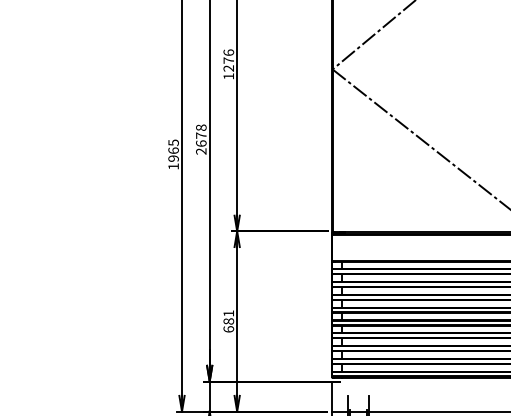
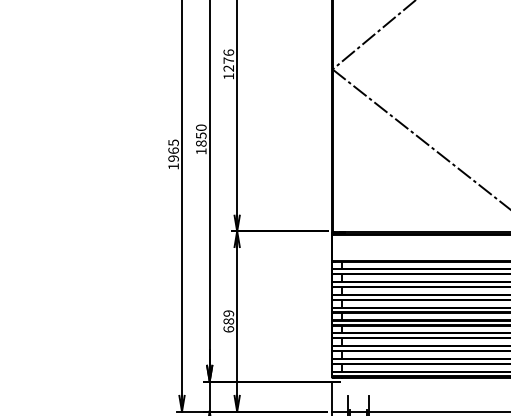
text: 2678 -> 1850 (201, 139)
text: 681 -> 689 (228, 313)
